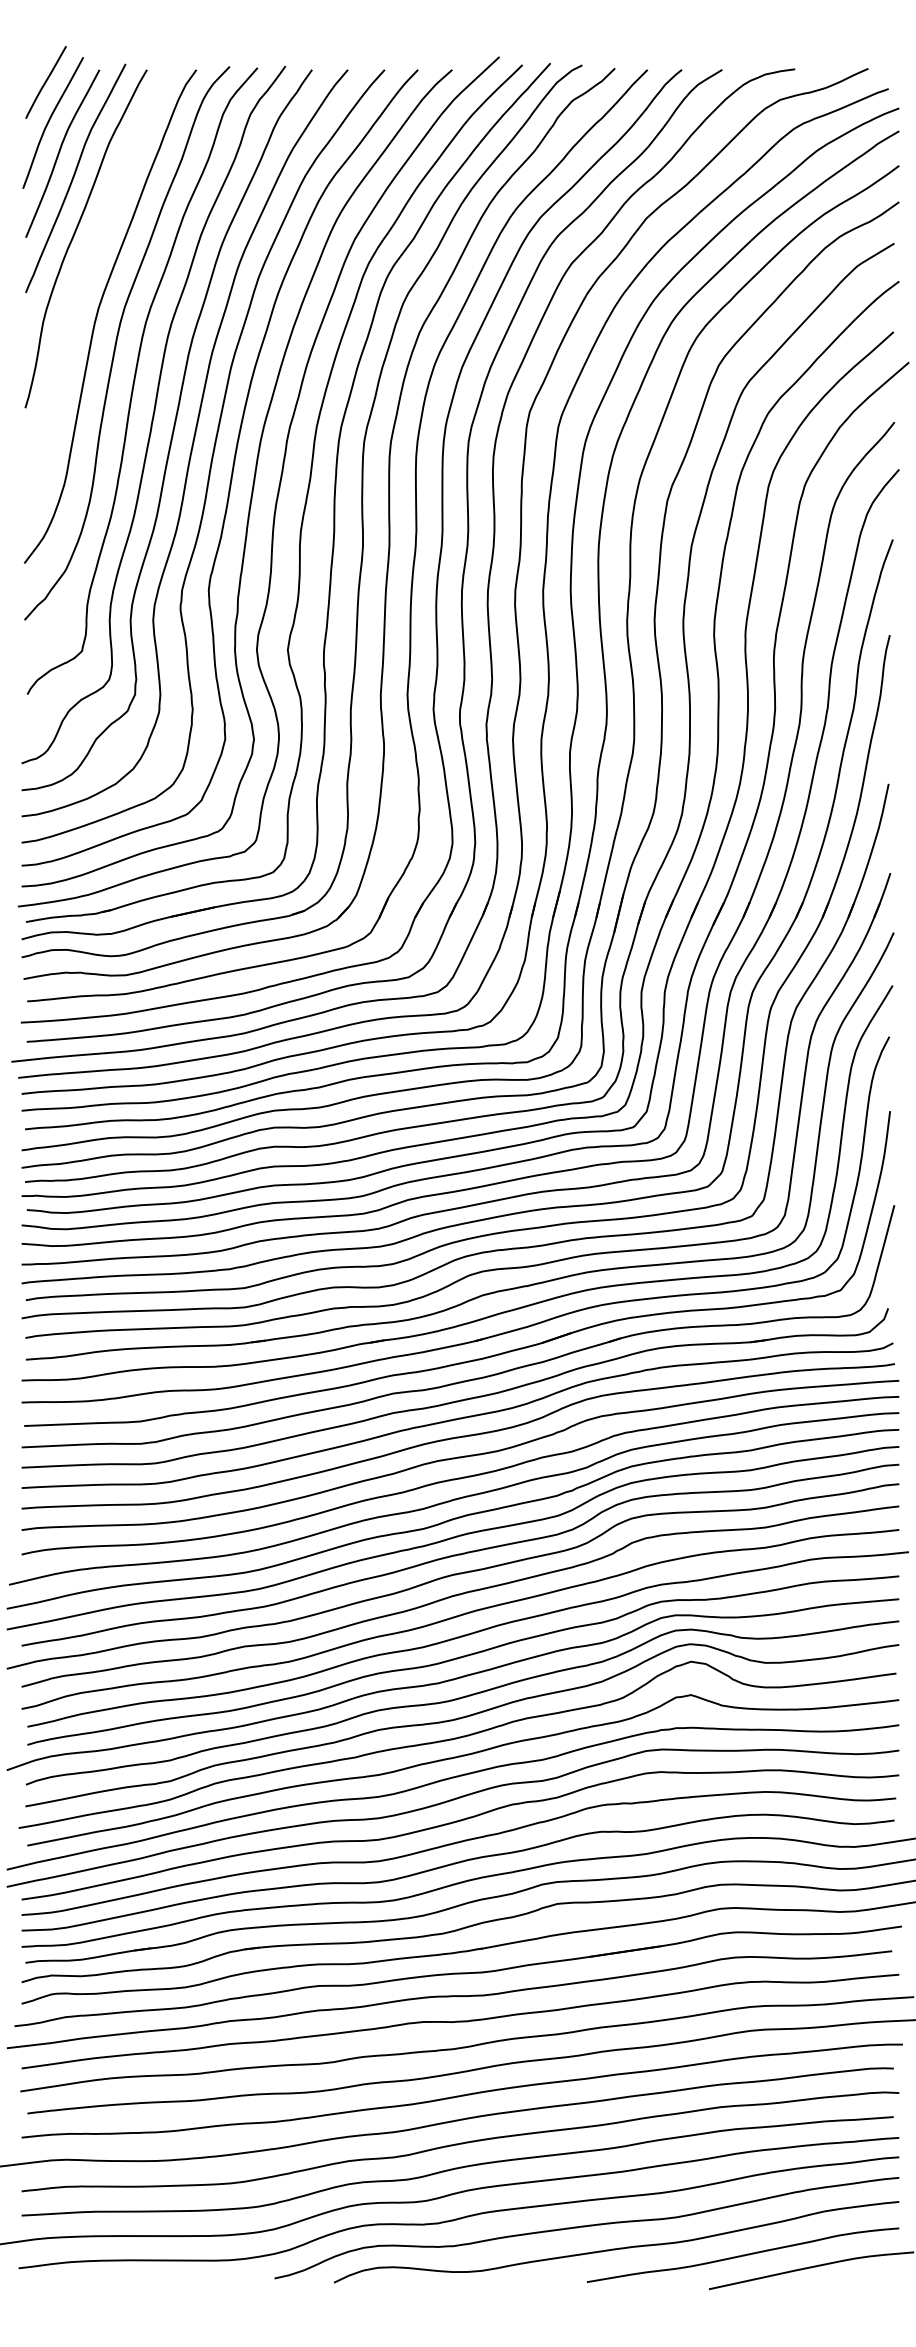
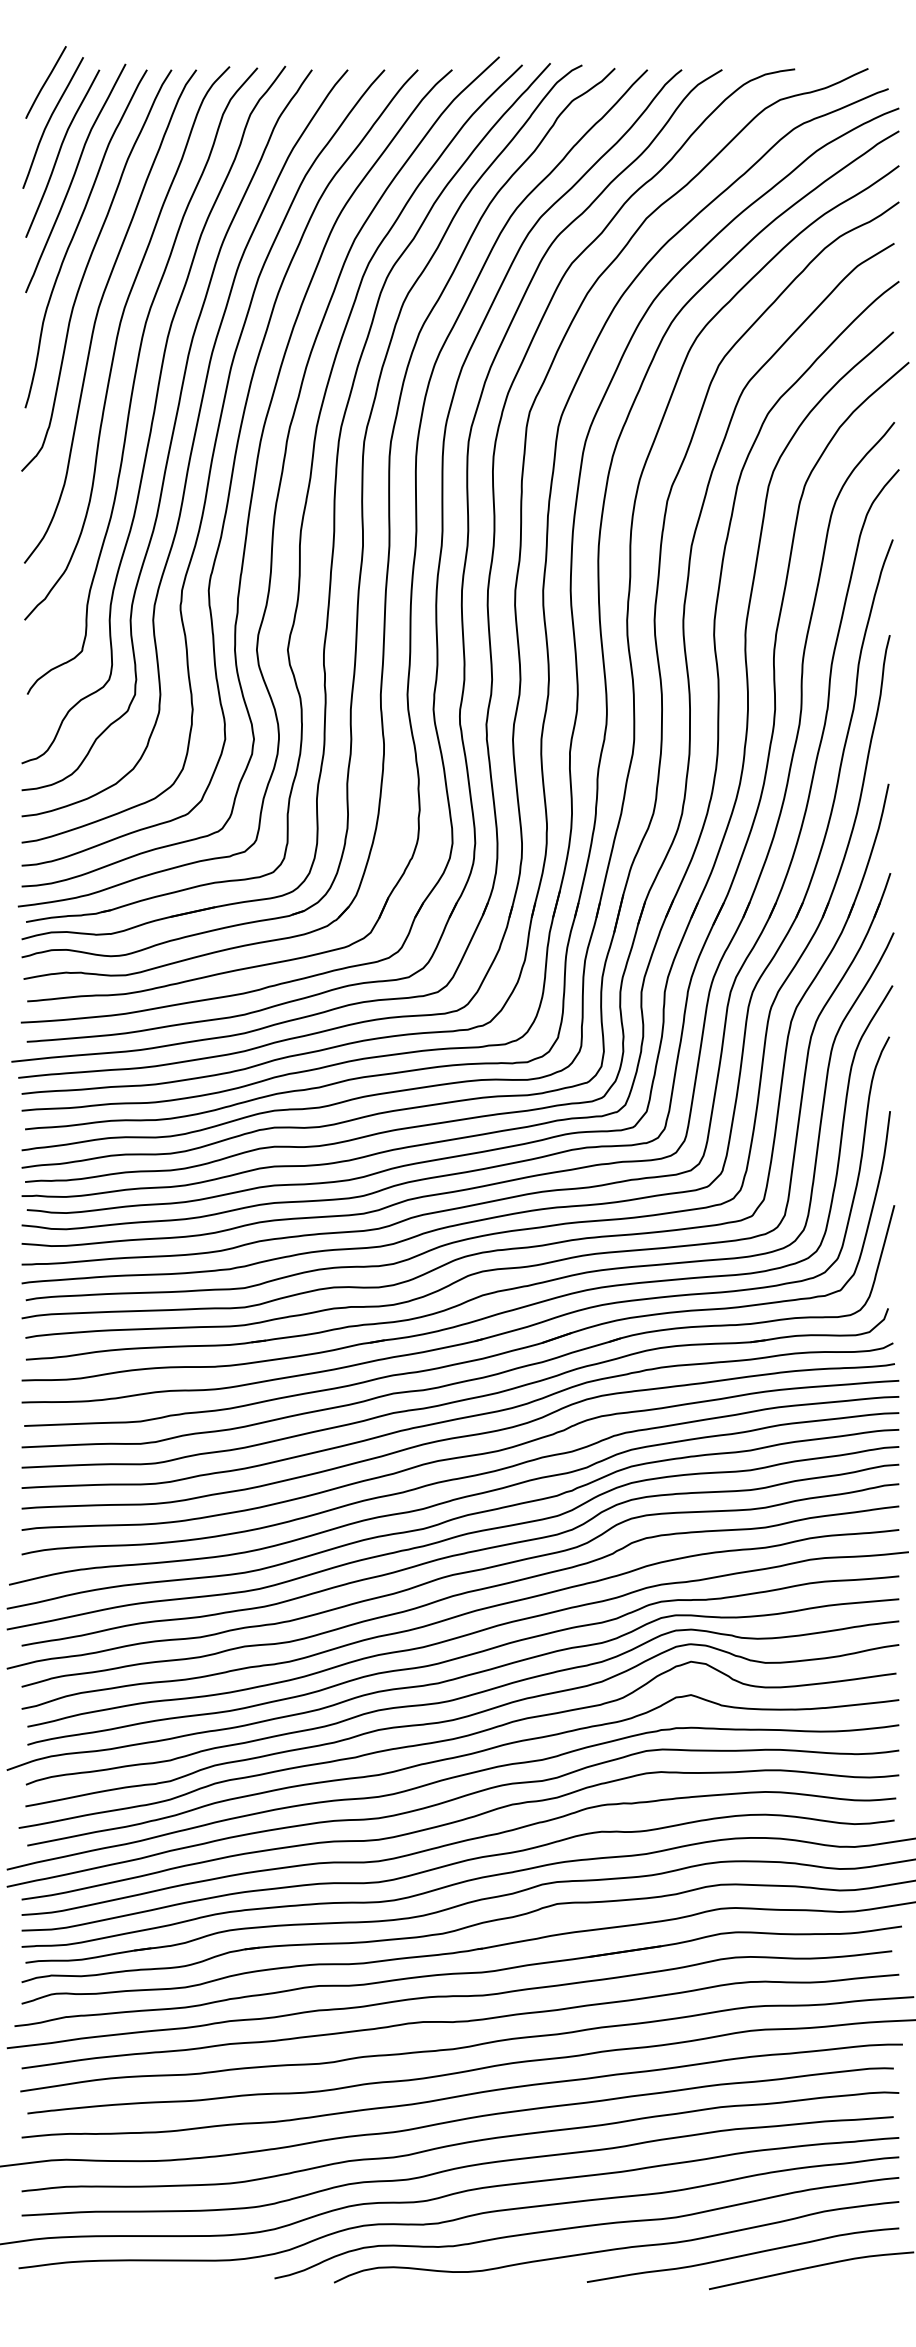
curve: none -> present (87, 268)
